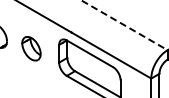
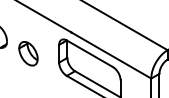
line: dashed -> solid (124, 25)
part position: (31, 48) -> (28, 53) (28, 53)
